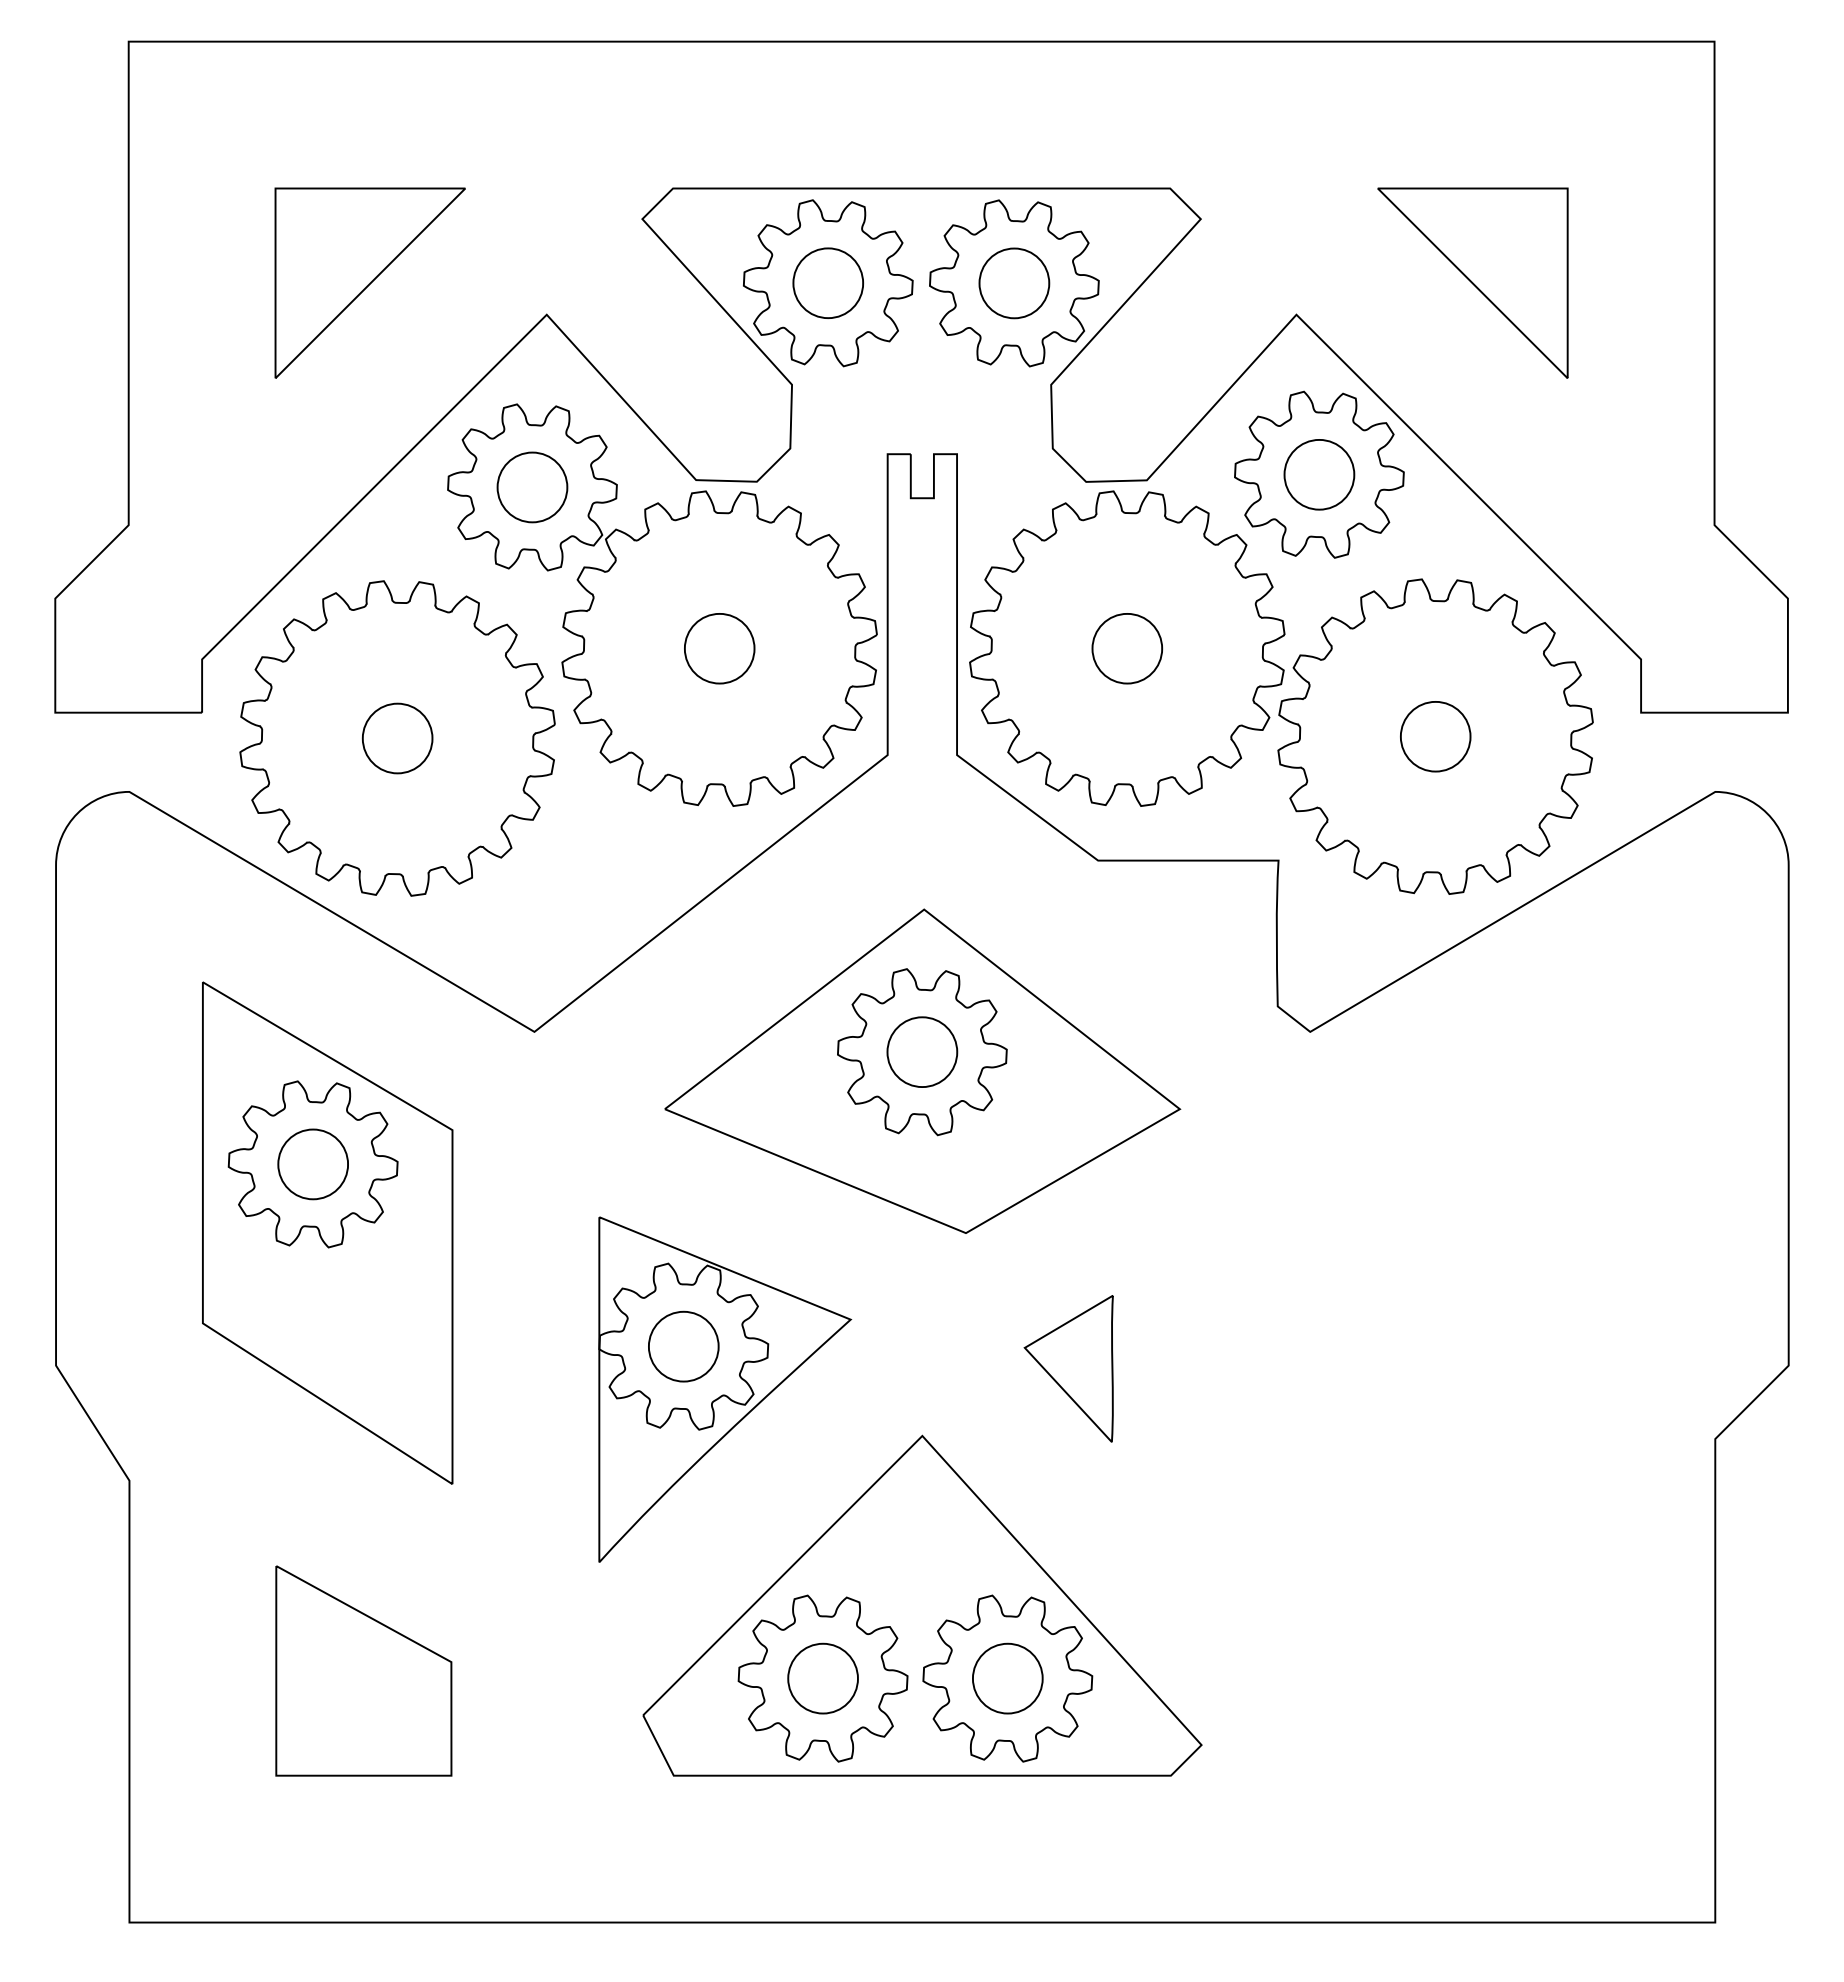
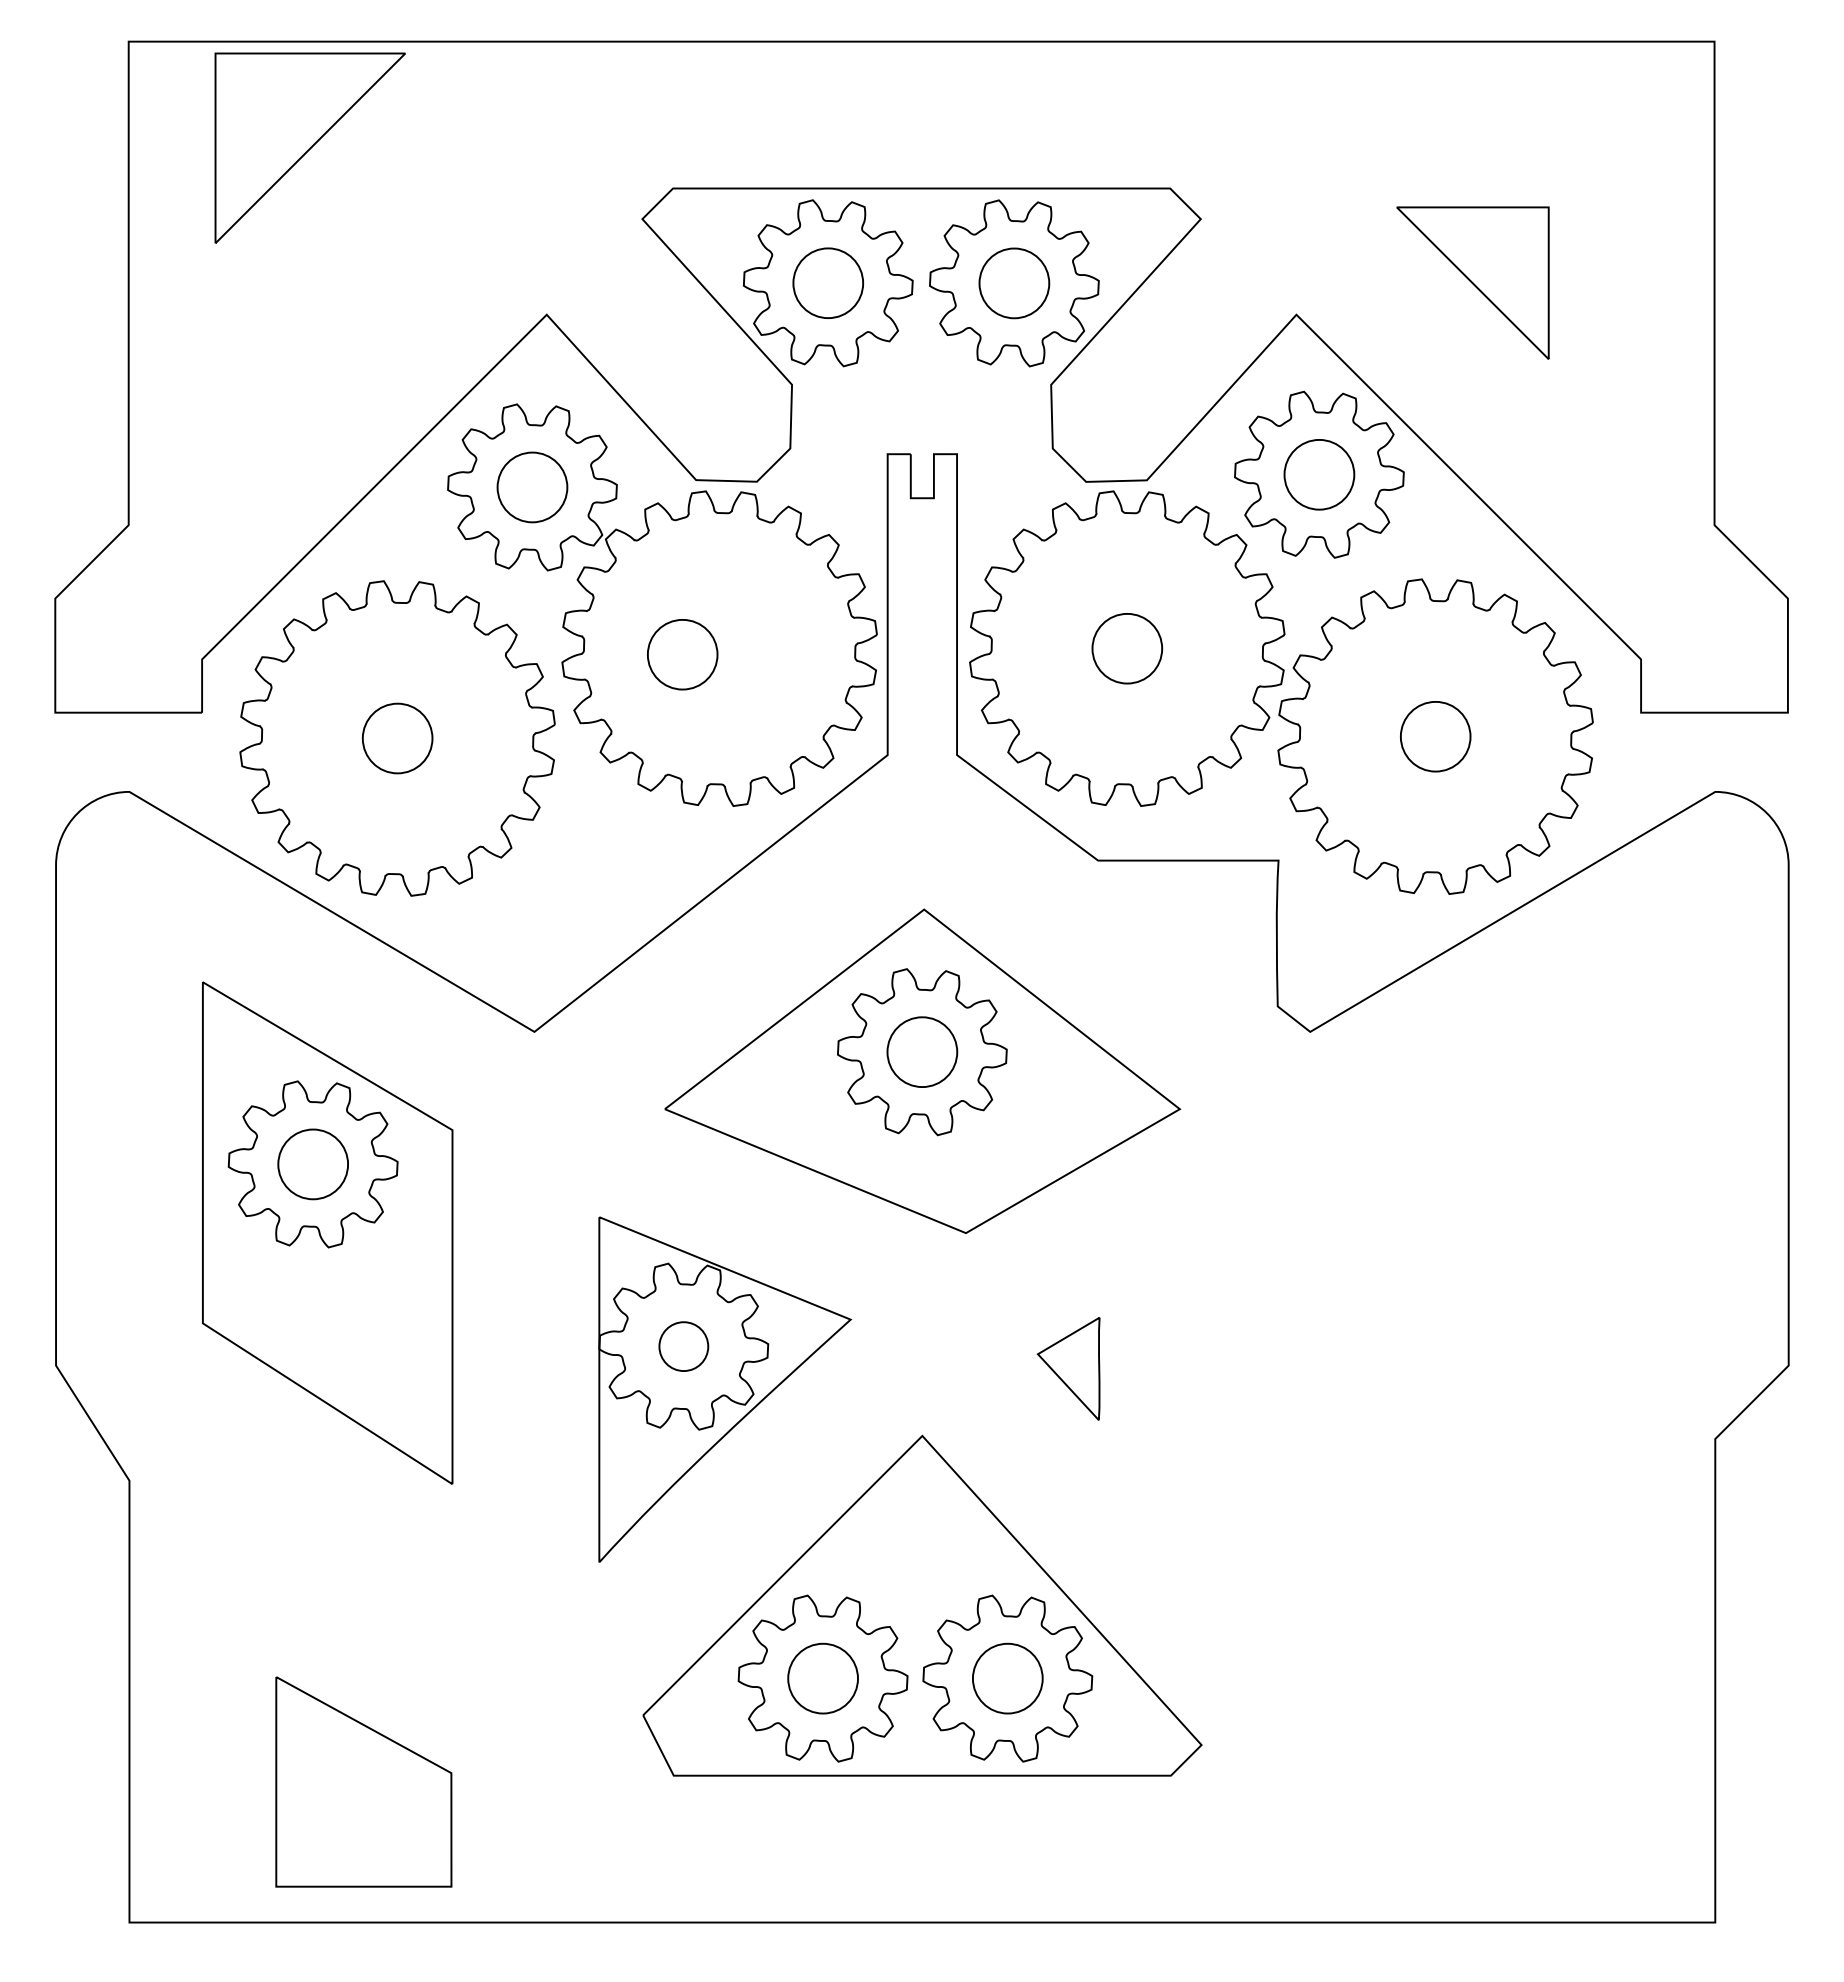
part position: (369, 282) -> (309, 147) (309, 147)
part size: 192x192 px -> 154x154 px (1472, 282)
part position: (719, 648) -> (682, 654) (682, 654)
part size: 72x73 px -> 52x51 px (683, 1346)
part size: 91x148 px -> 65x104 px (1068, 1368)
part position: (363, 1670) -> (363, 1781) (363, 1781)
